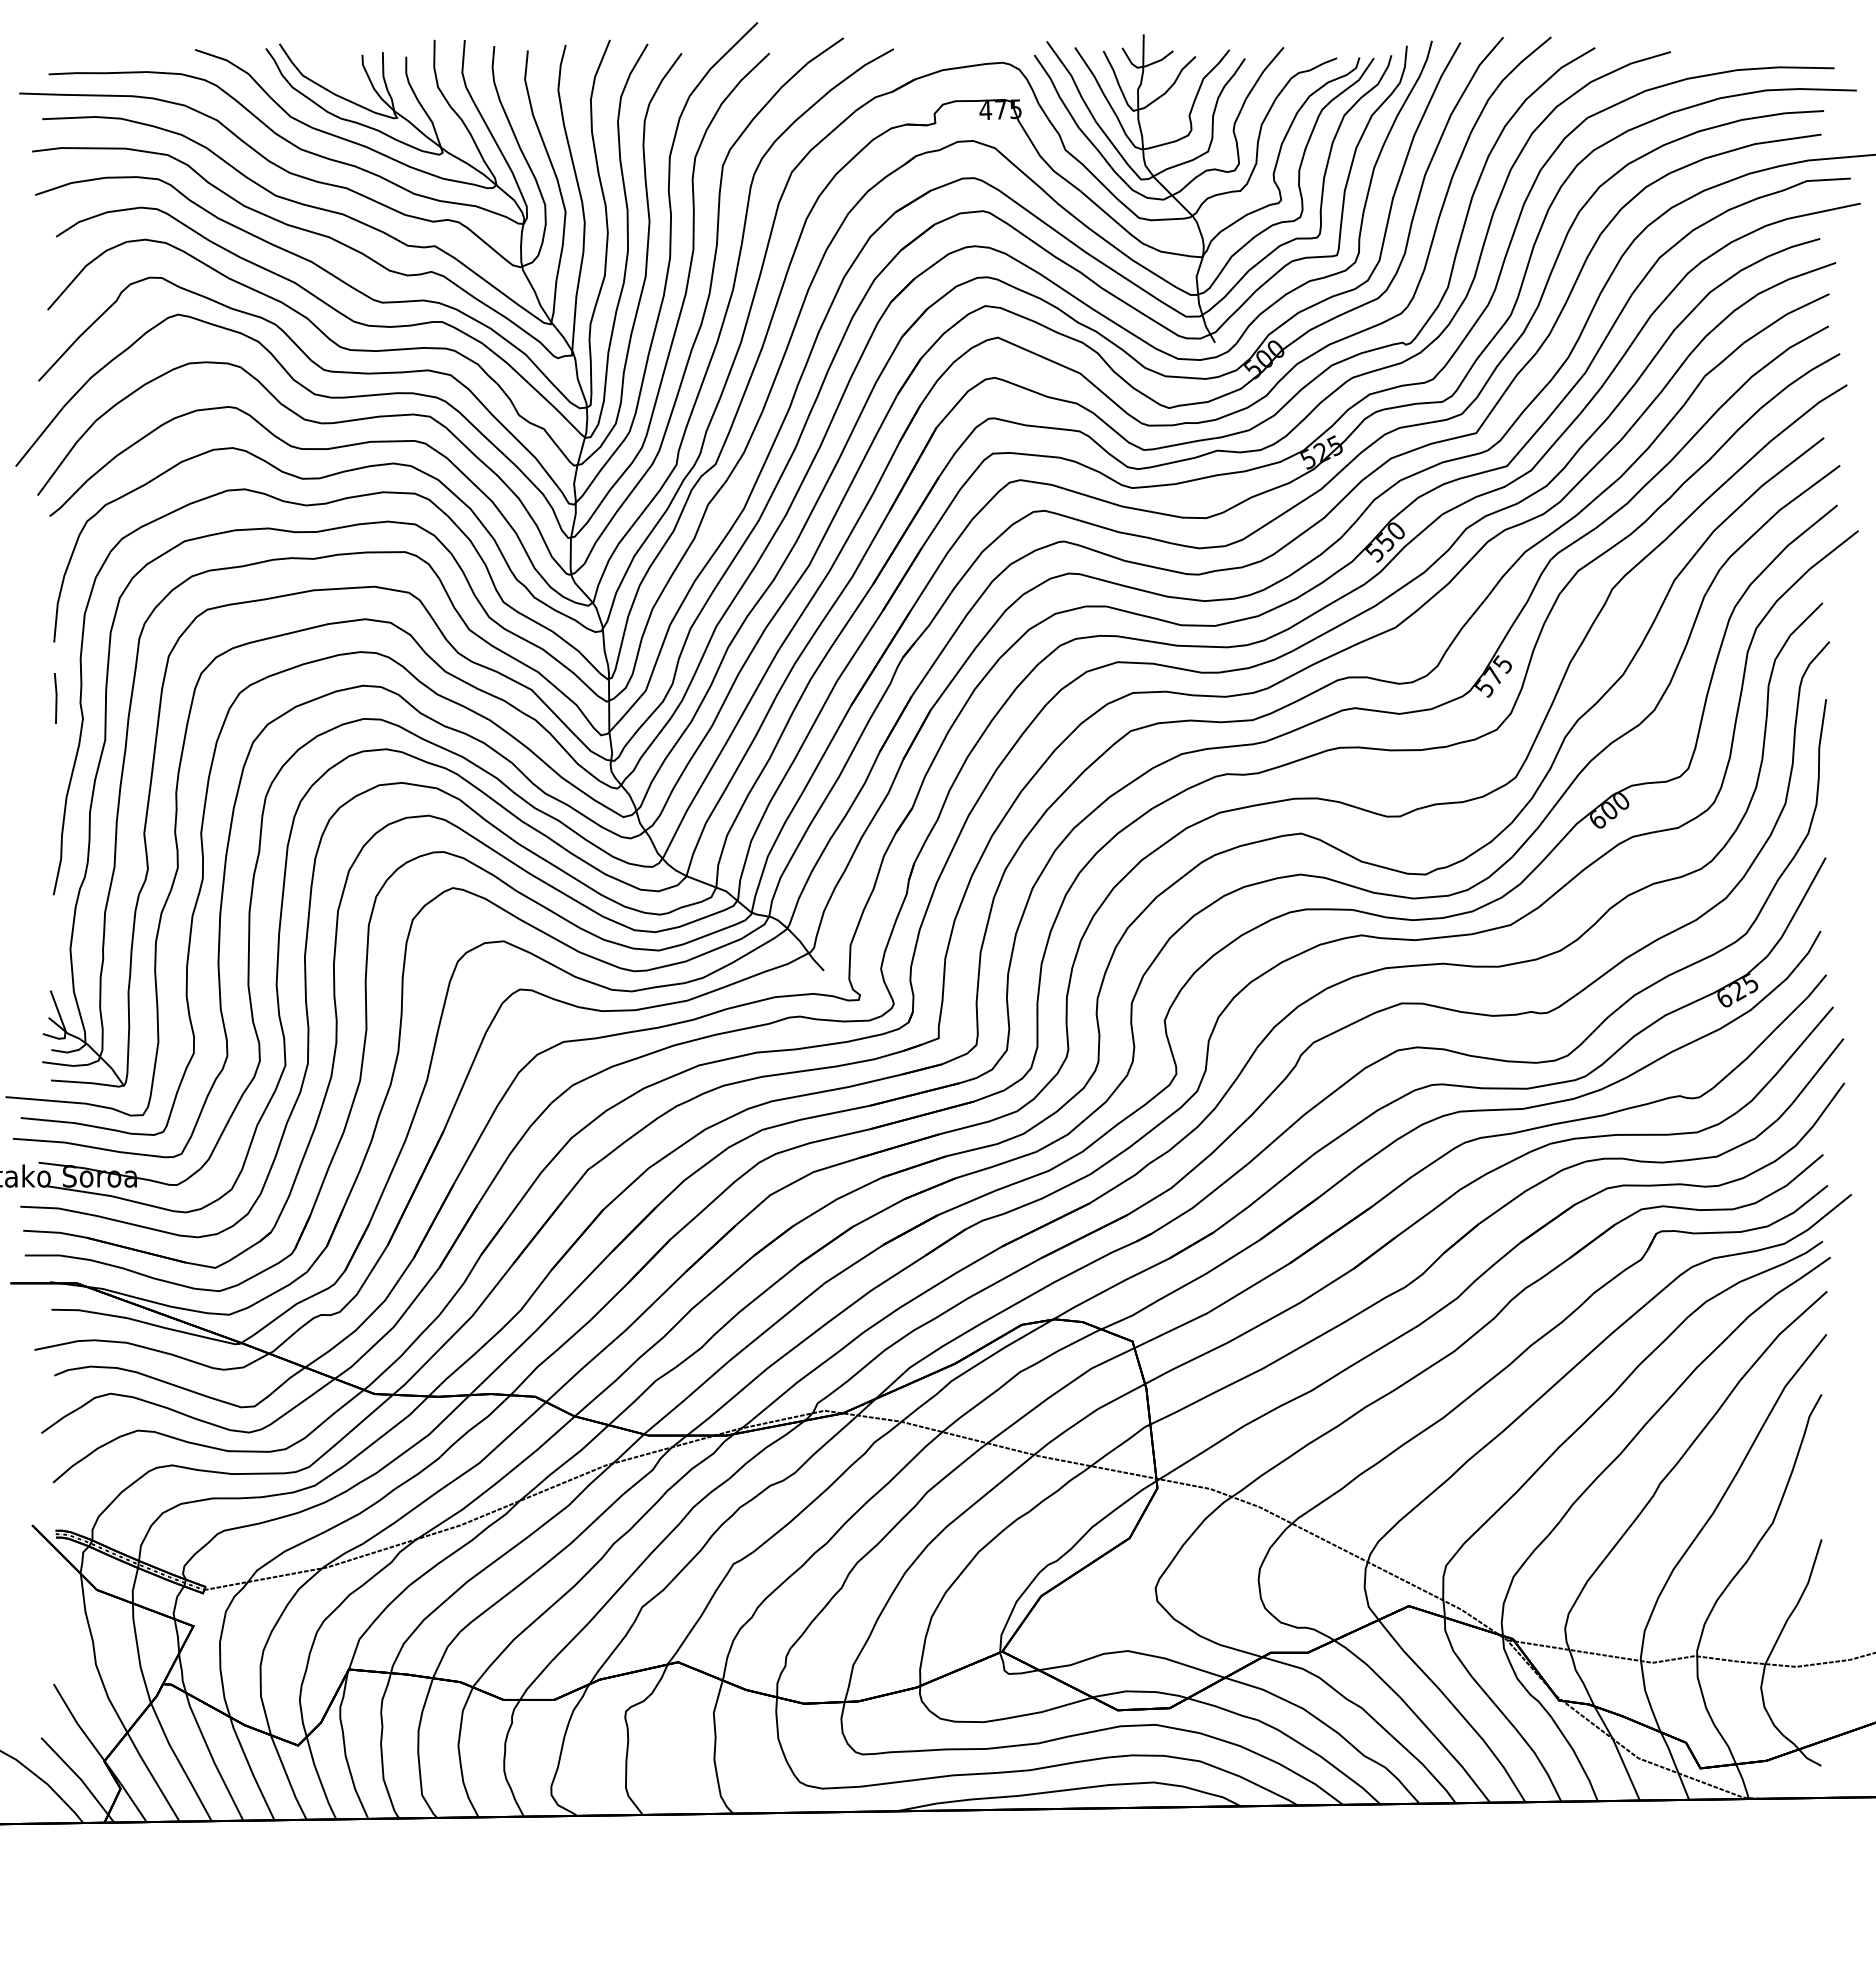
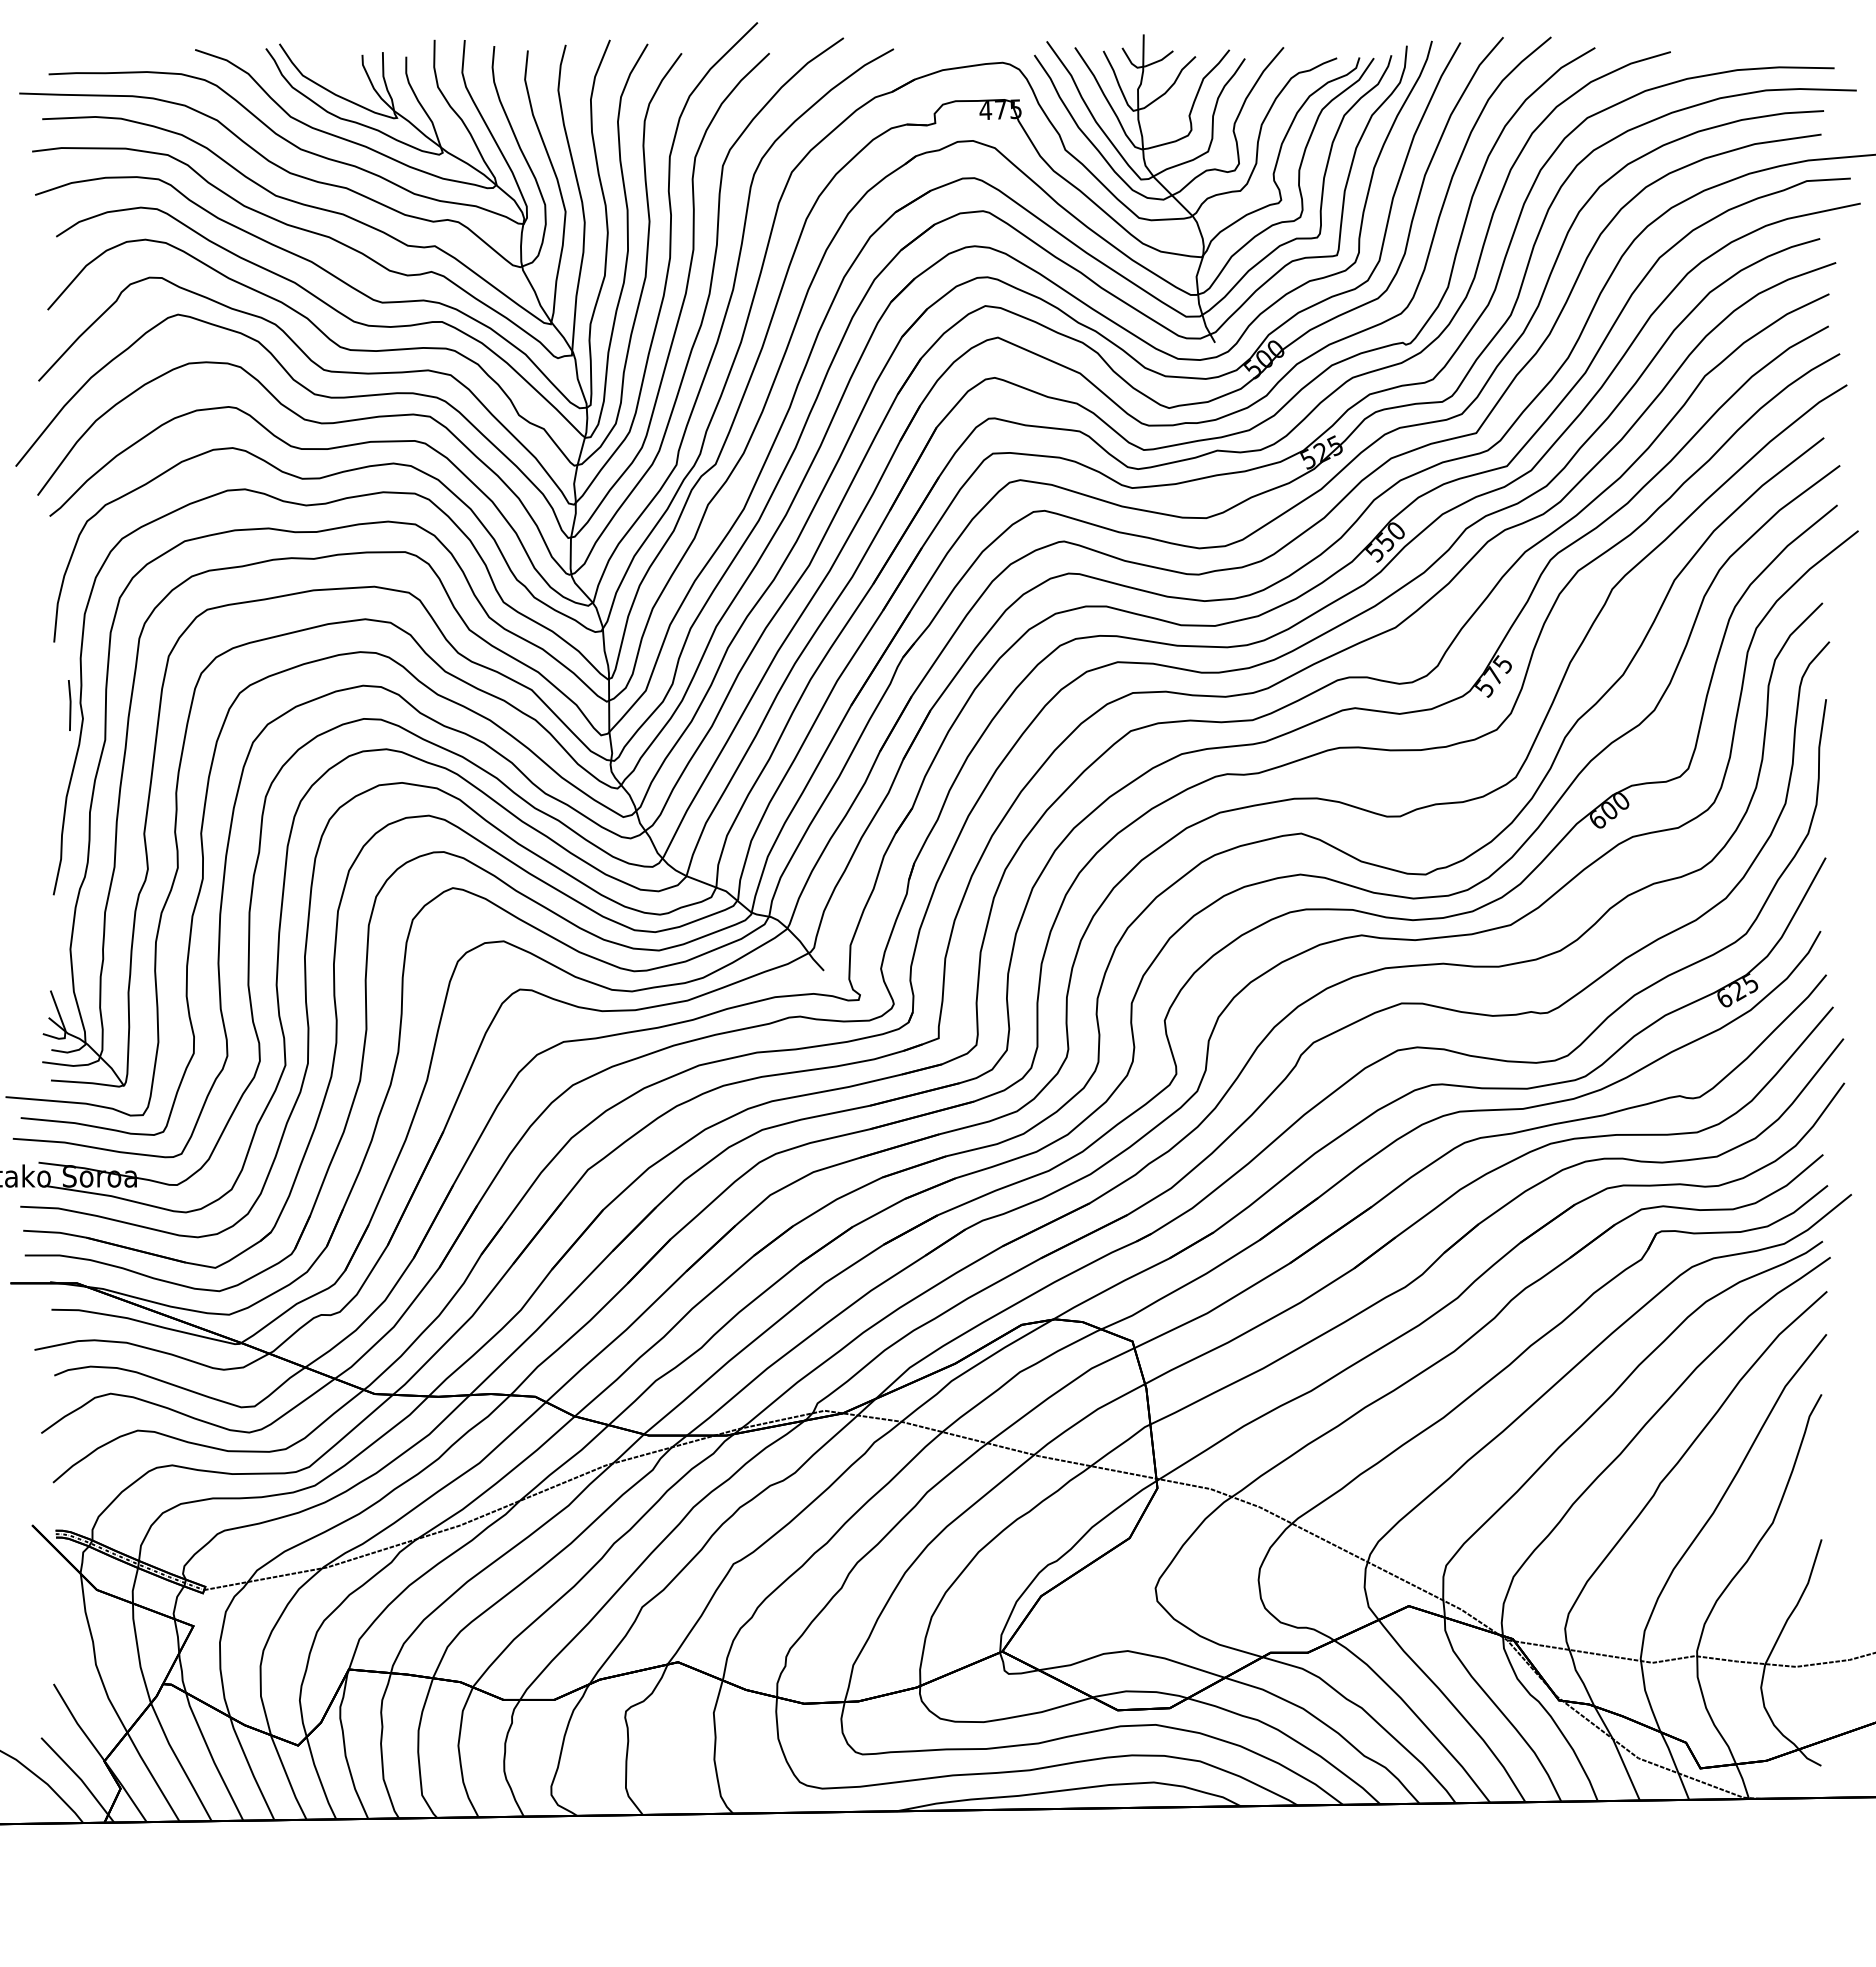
line position: (55, 698) -> (69, 705) (69, 705)
